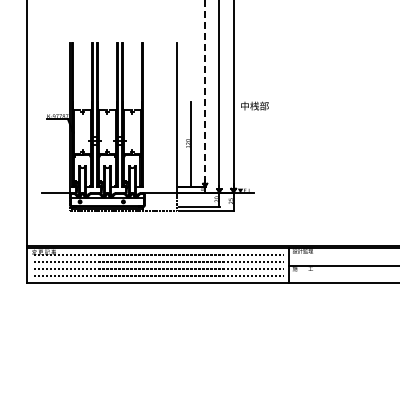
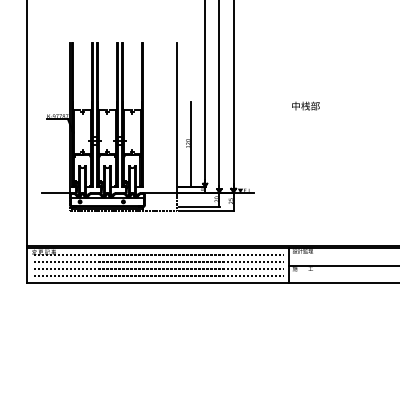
line: dashed -> solid (205, 91)
text position: (254, 105) -> (305, 105) (305, 105)
